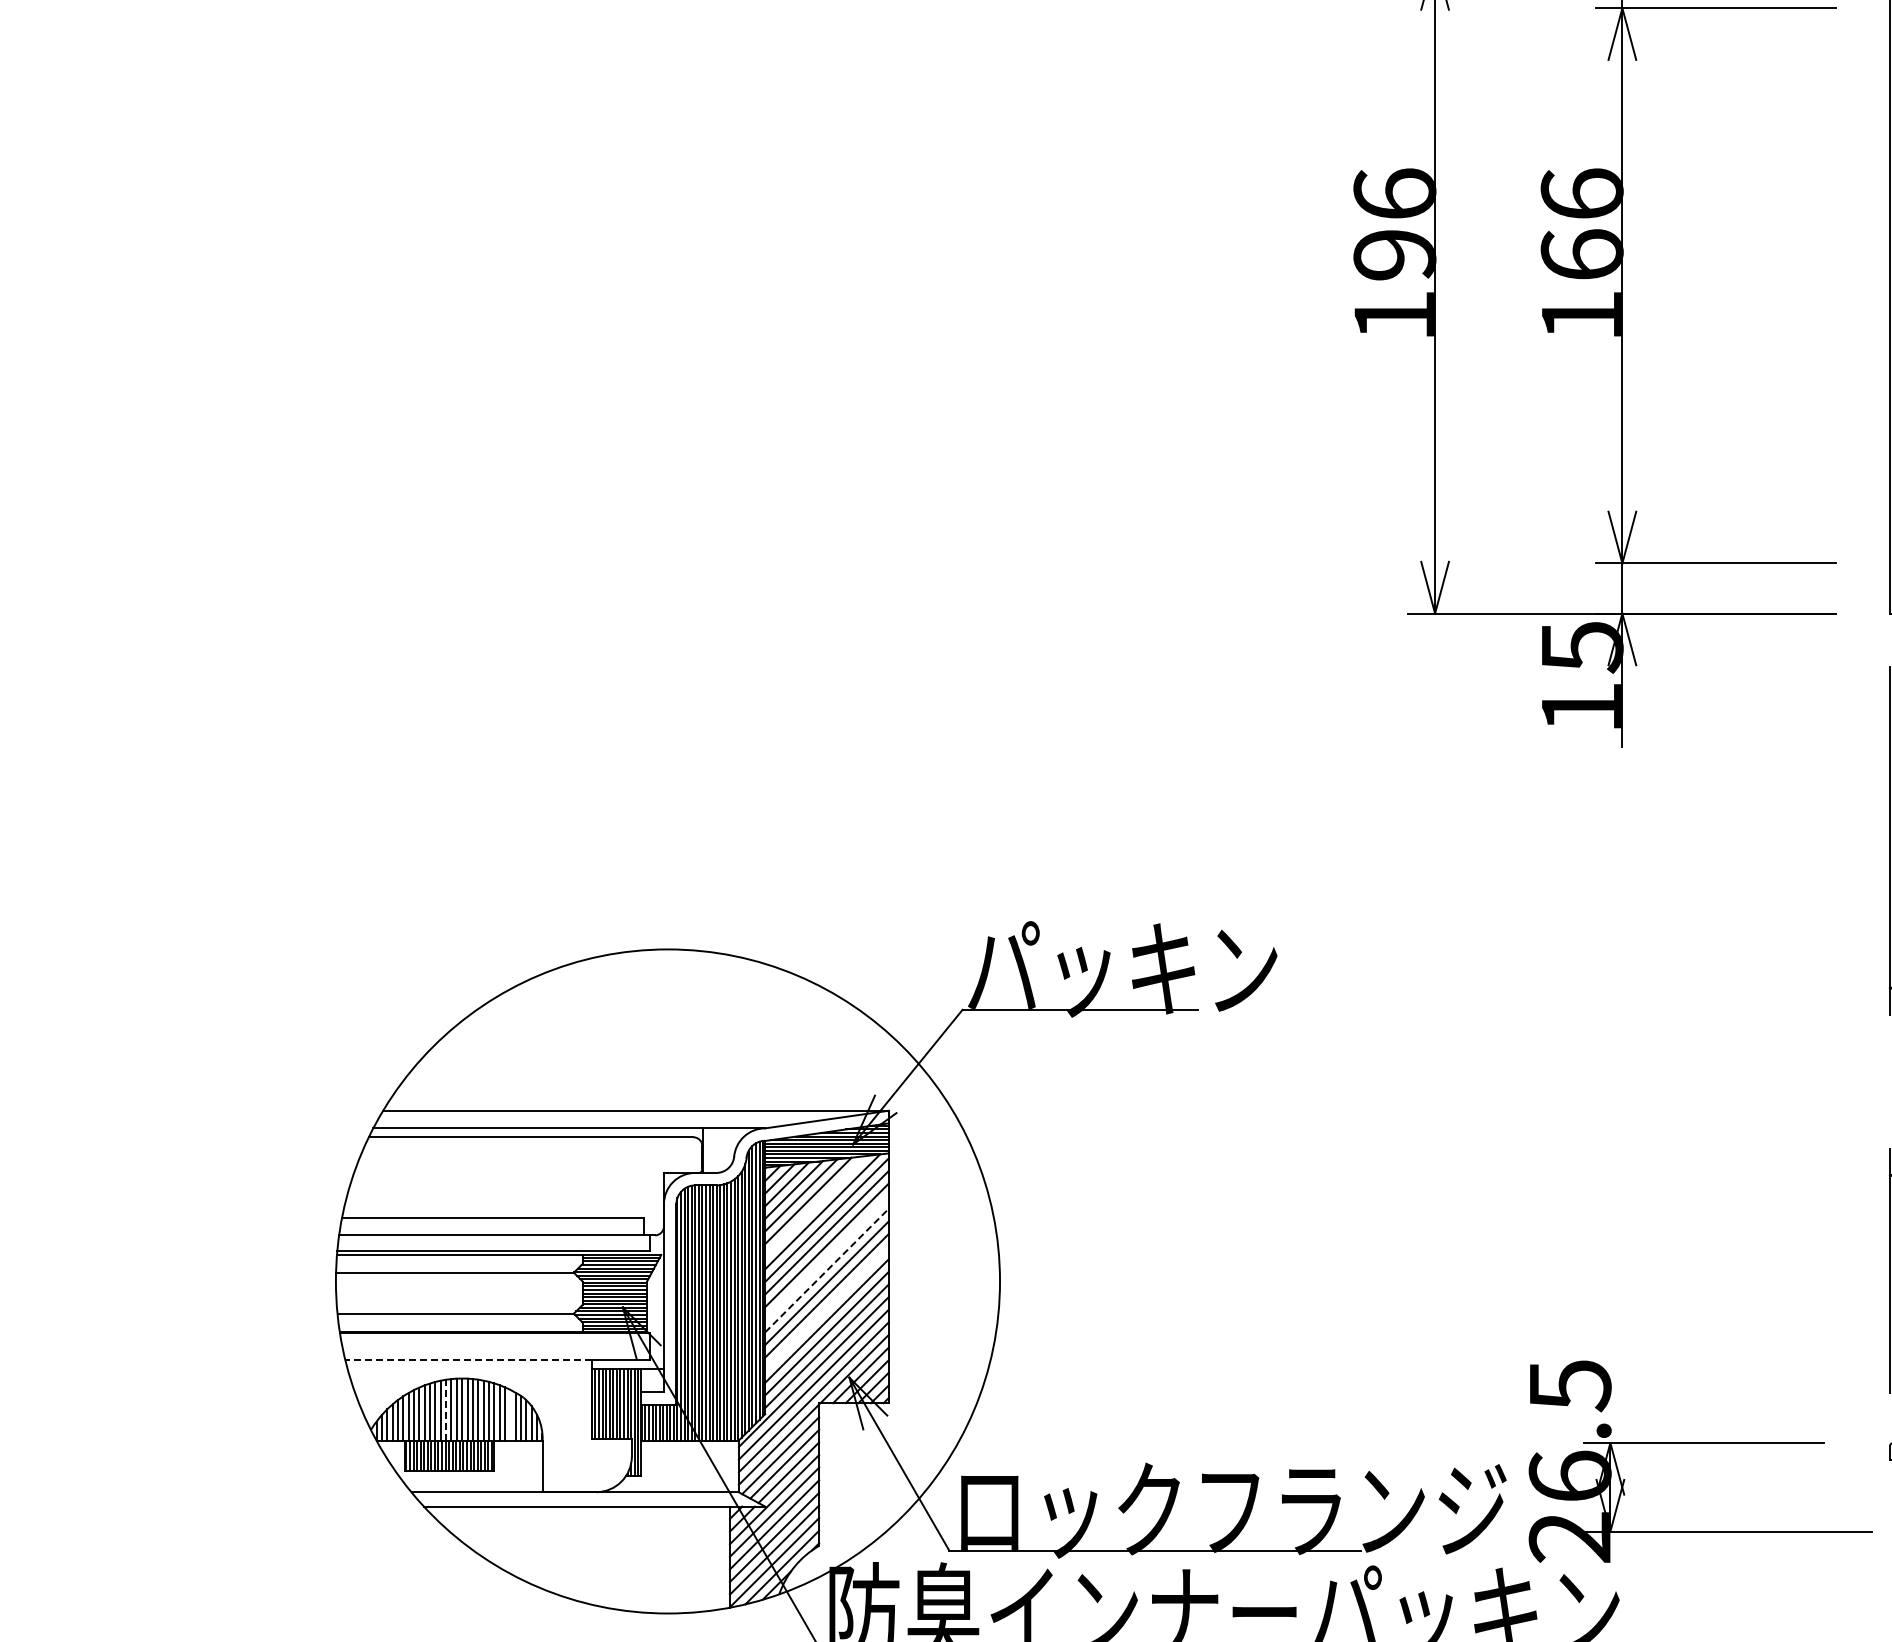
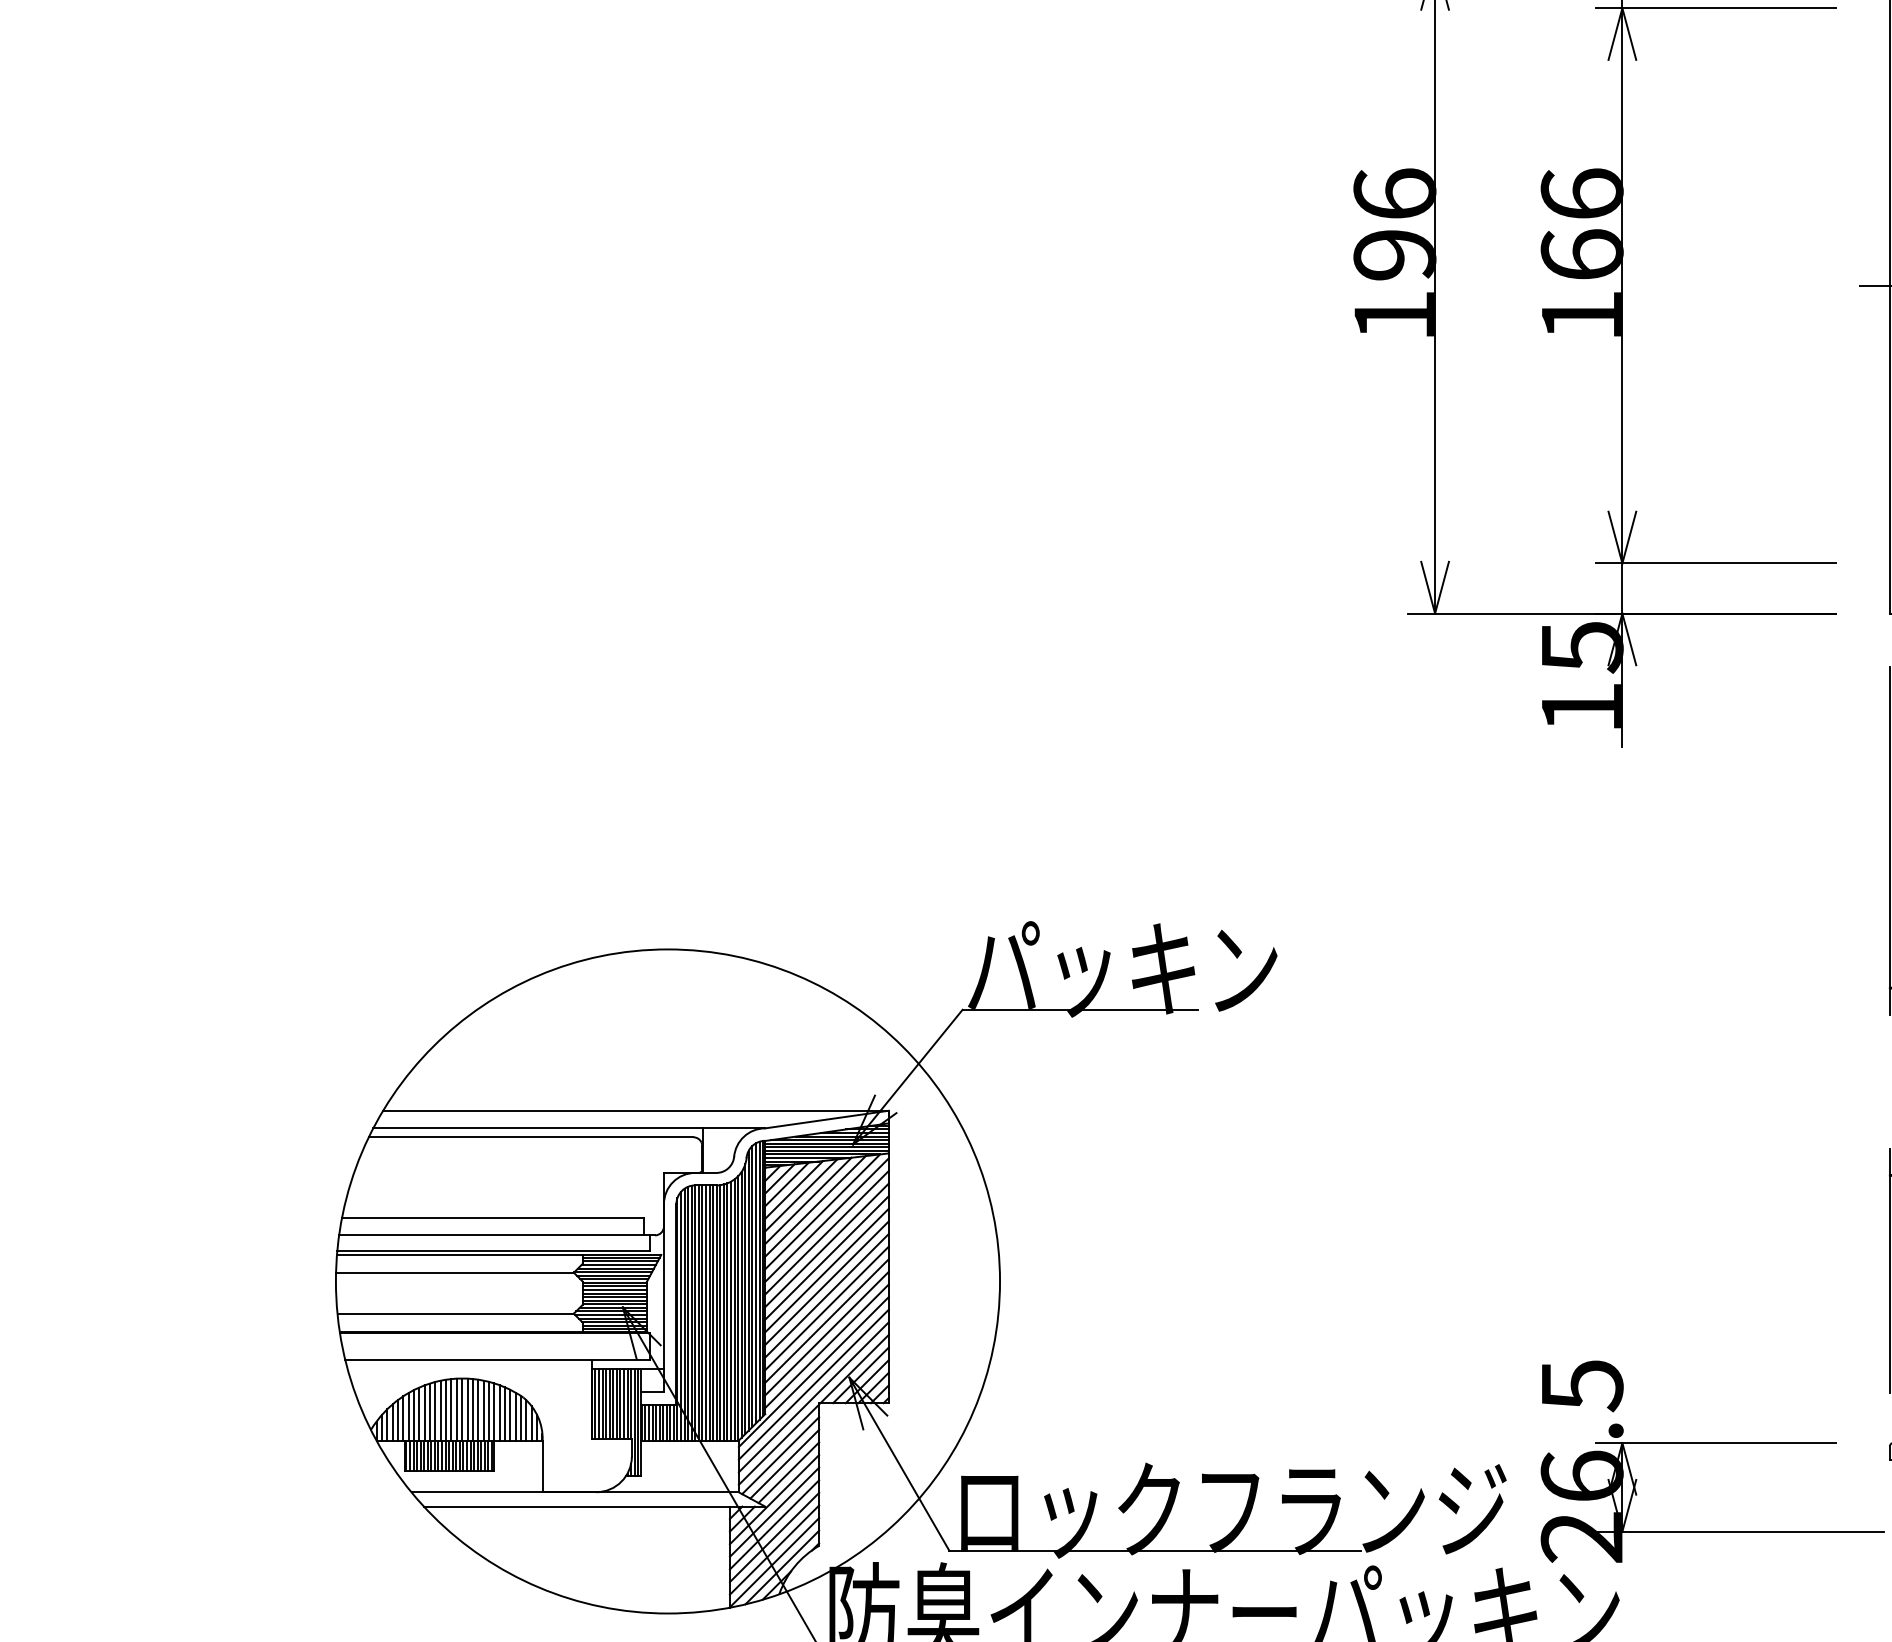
line: none -> present (1873, 285)
line: none -> present (815, 1206)
line: none -> present (826, 1257)
line: dashed -> solid (827, 1270)
line: none -> present (826, 1308)
line: dashed -> solid (468, 1360)
line: dashed -> solid (446, 1409)
line: none -> present (510, 1414)
part position: (1700, 1443) -> (1712, 1443) (1712, 1443)
